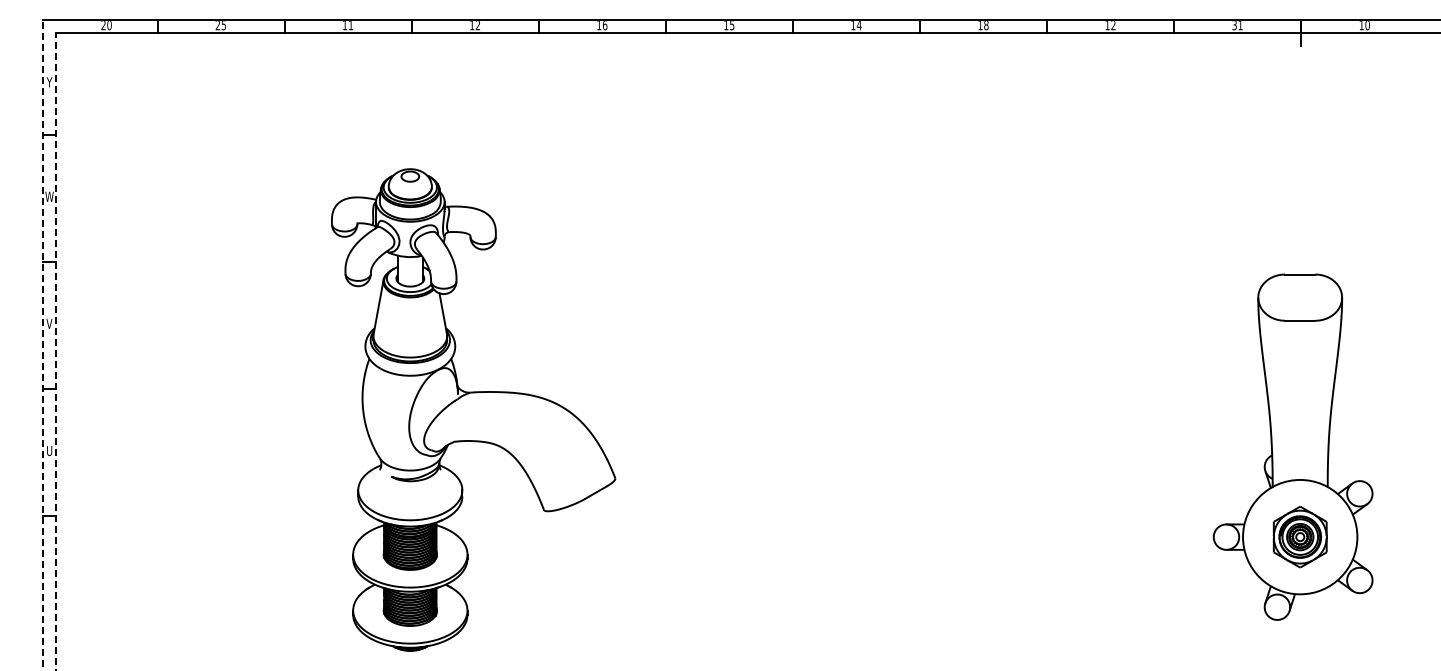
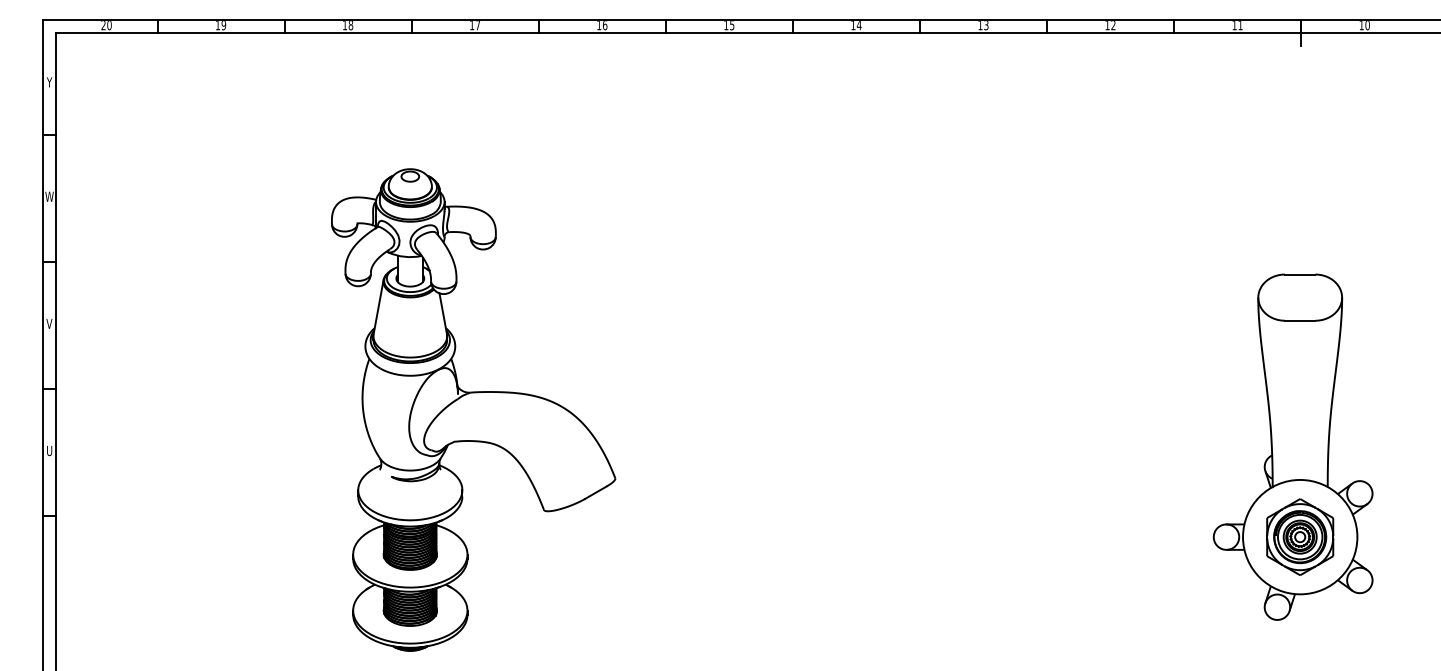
text: 25 -> 19 (220, 25)
text: 11 -> 18 (350, 25)
text: 12 -> 17 (477, 25)
text: 18 -> 13 (986, 25)
text: 31 -> 11 (1234, 25)
line: dashed -> solid (43, 345)
line: dashed -> solid (55, 352)
part size: 56x63 px -> 69x78 px (1300, 536)
